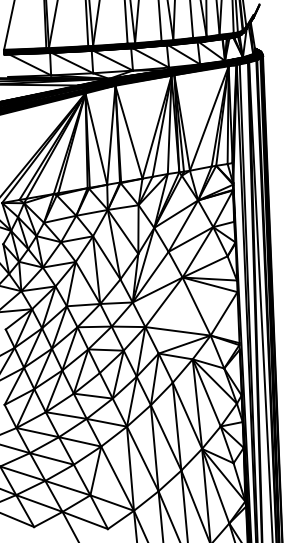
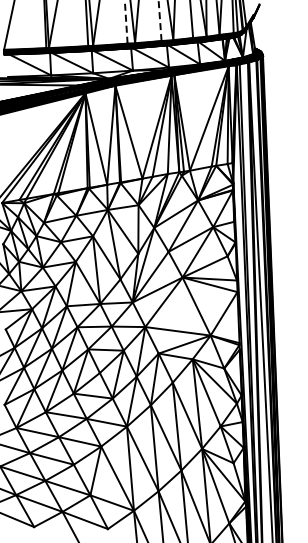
line: solid -> dashed (160, 20)
line: solid -> dashed (126, 21)
